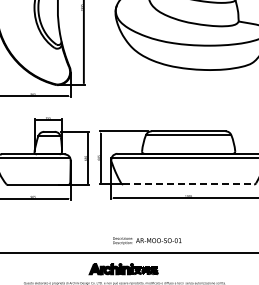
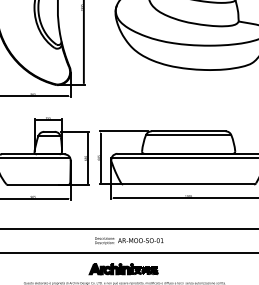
line: dashed -> solid (189, 184)
line: none -> present (128, 229)
text position: (147, 240) -> (129, 240) (129, 240)
